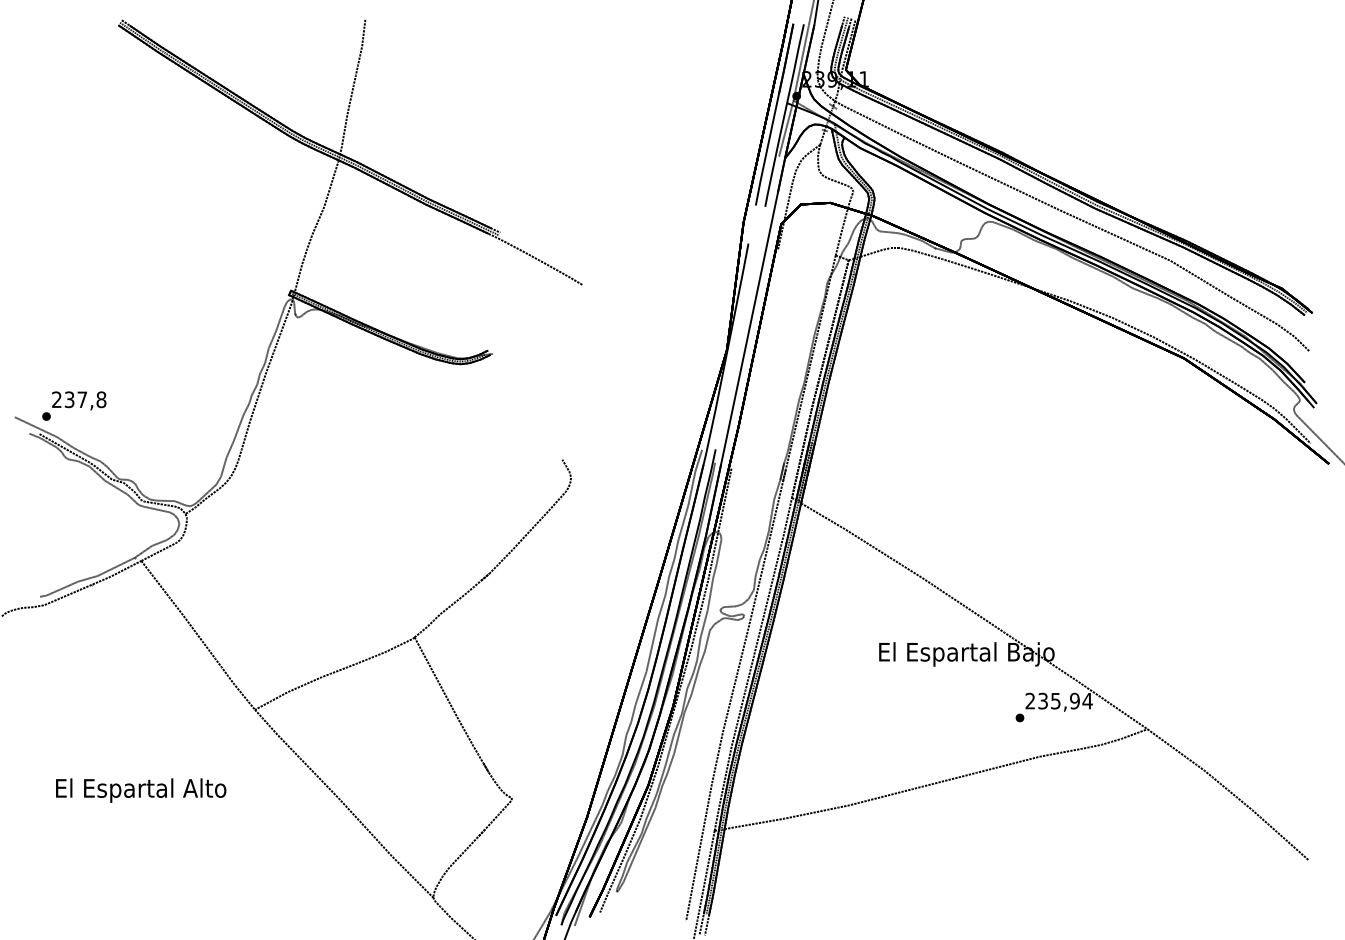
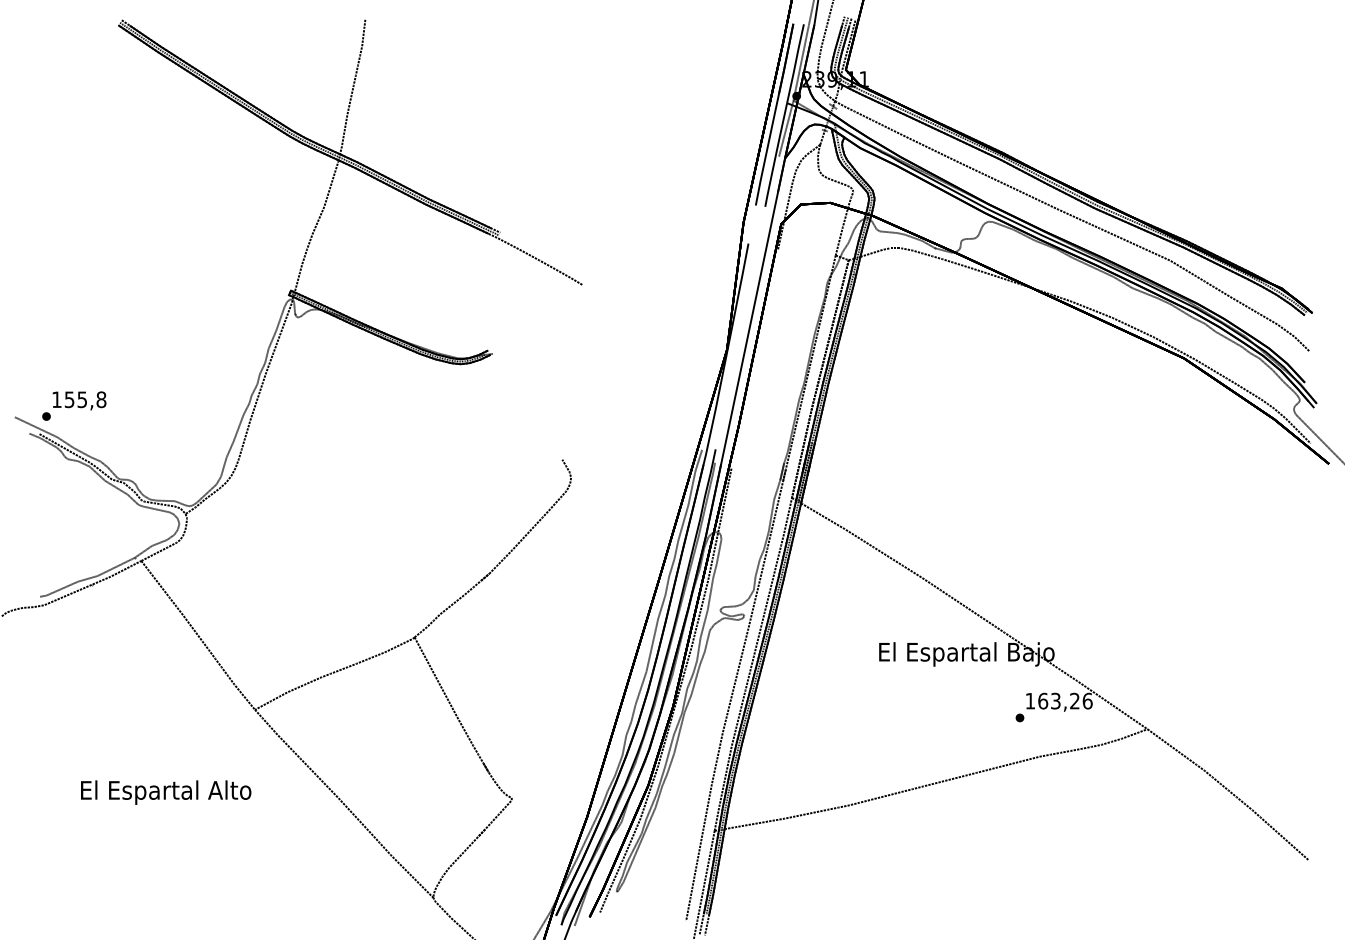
text: 237,8 -> 155,8 (69, 399)
text: 235,94 -> 163,26 (1058, 700)
text position: (141, 790) -> (166, 792) (166, 792)
